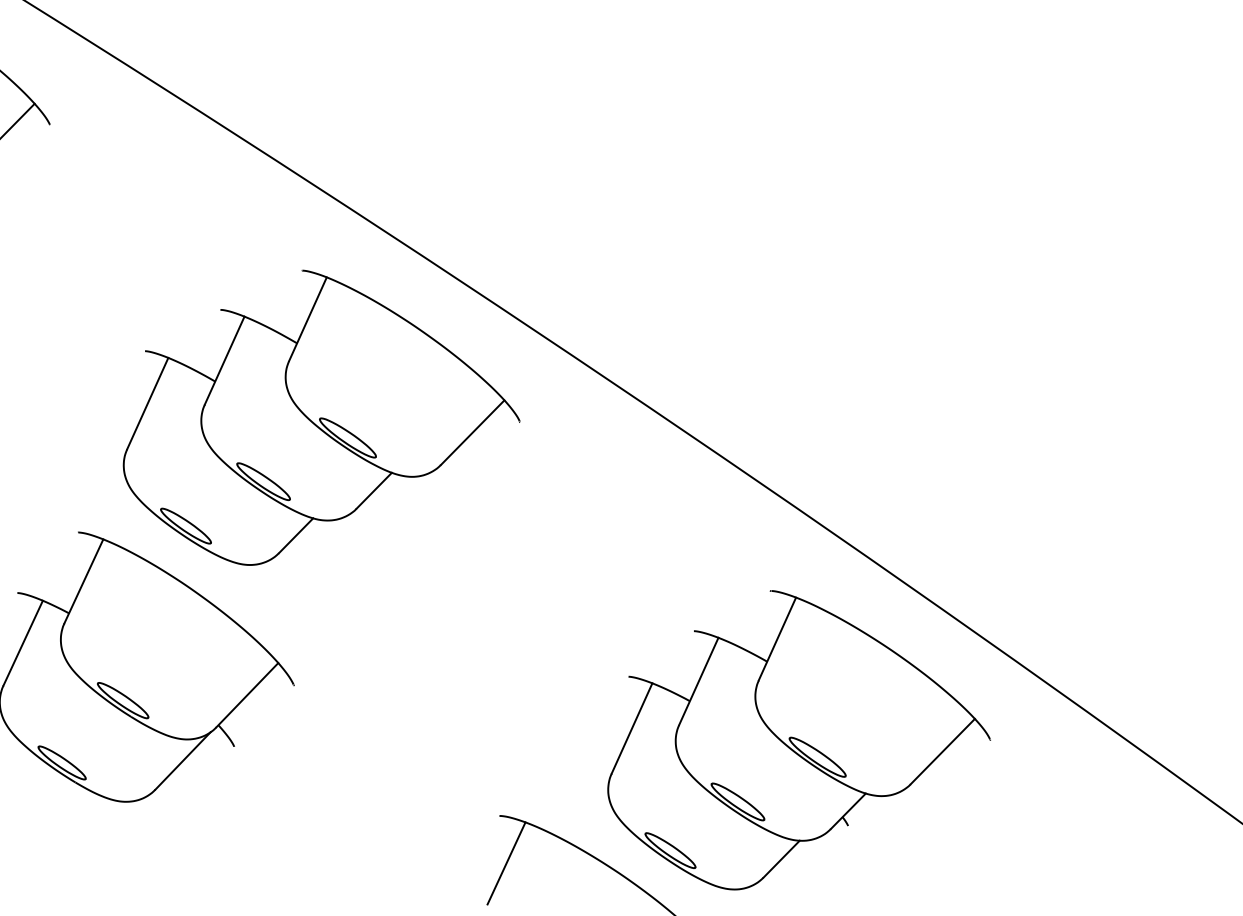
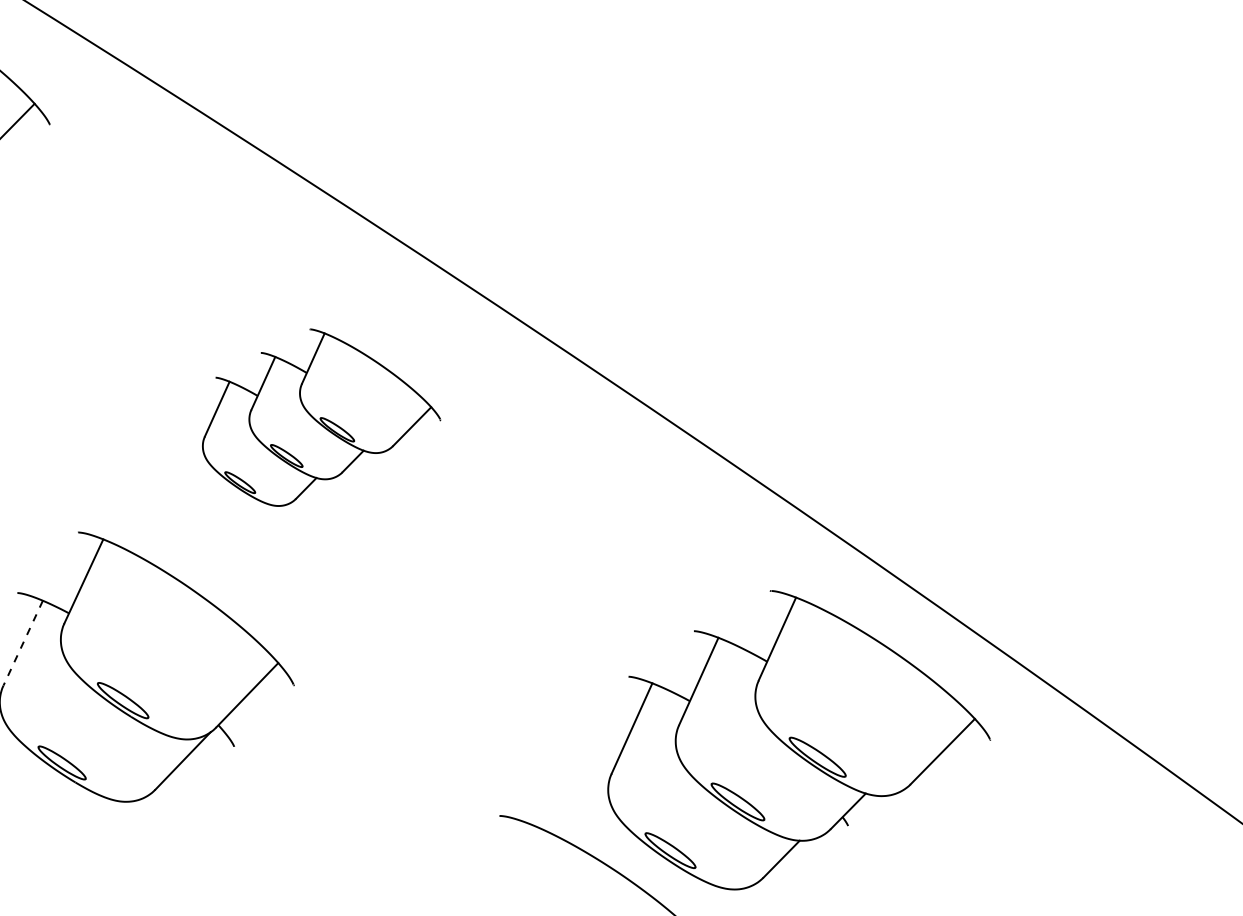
part size: 399x297 px -> 240x179 px (321, 417)
line: solid -> dashed (23, 643)
line: present -> none (506, 863)
